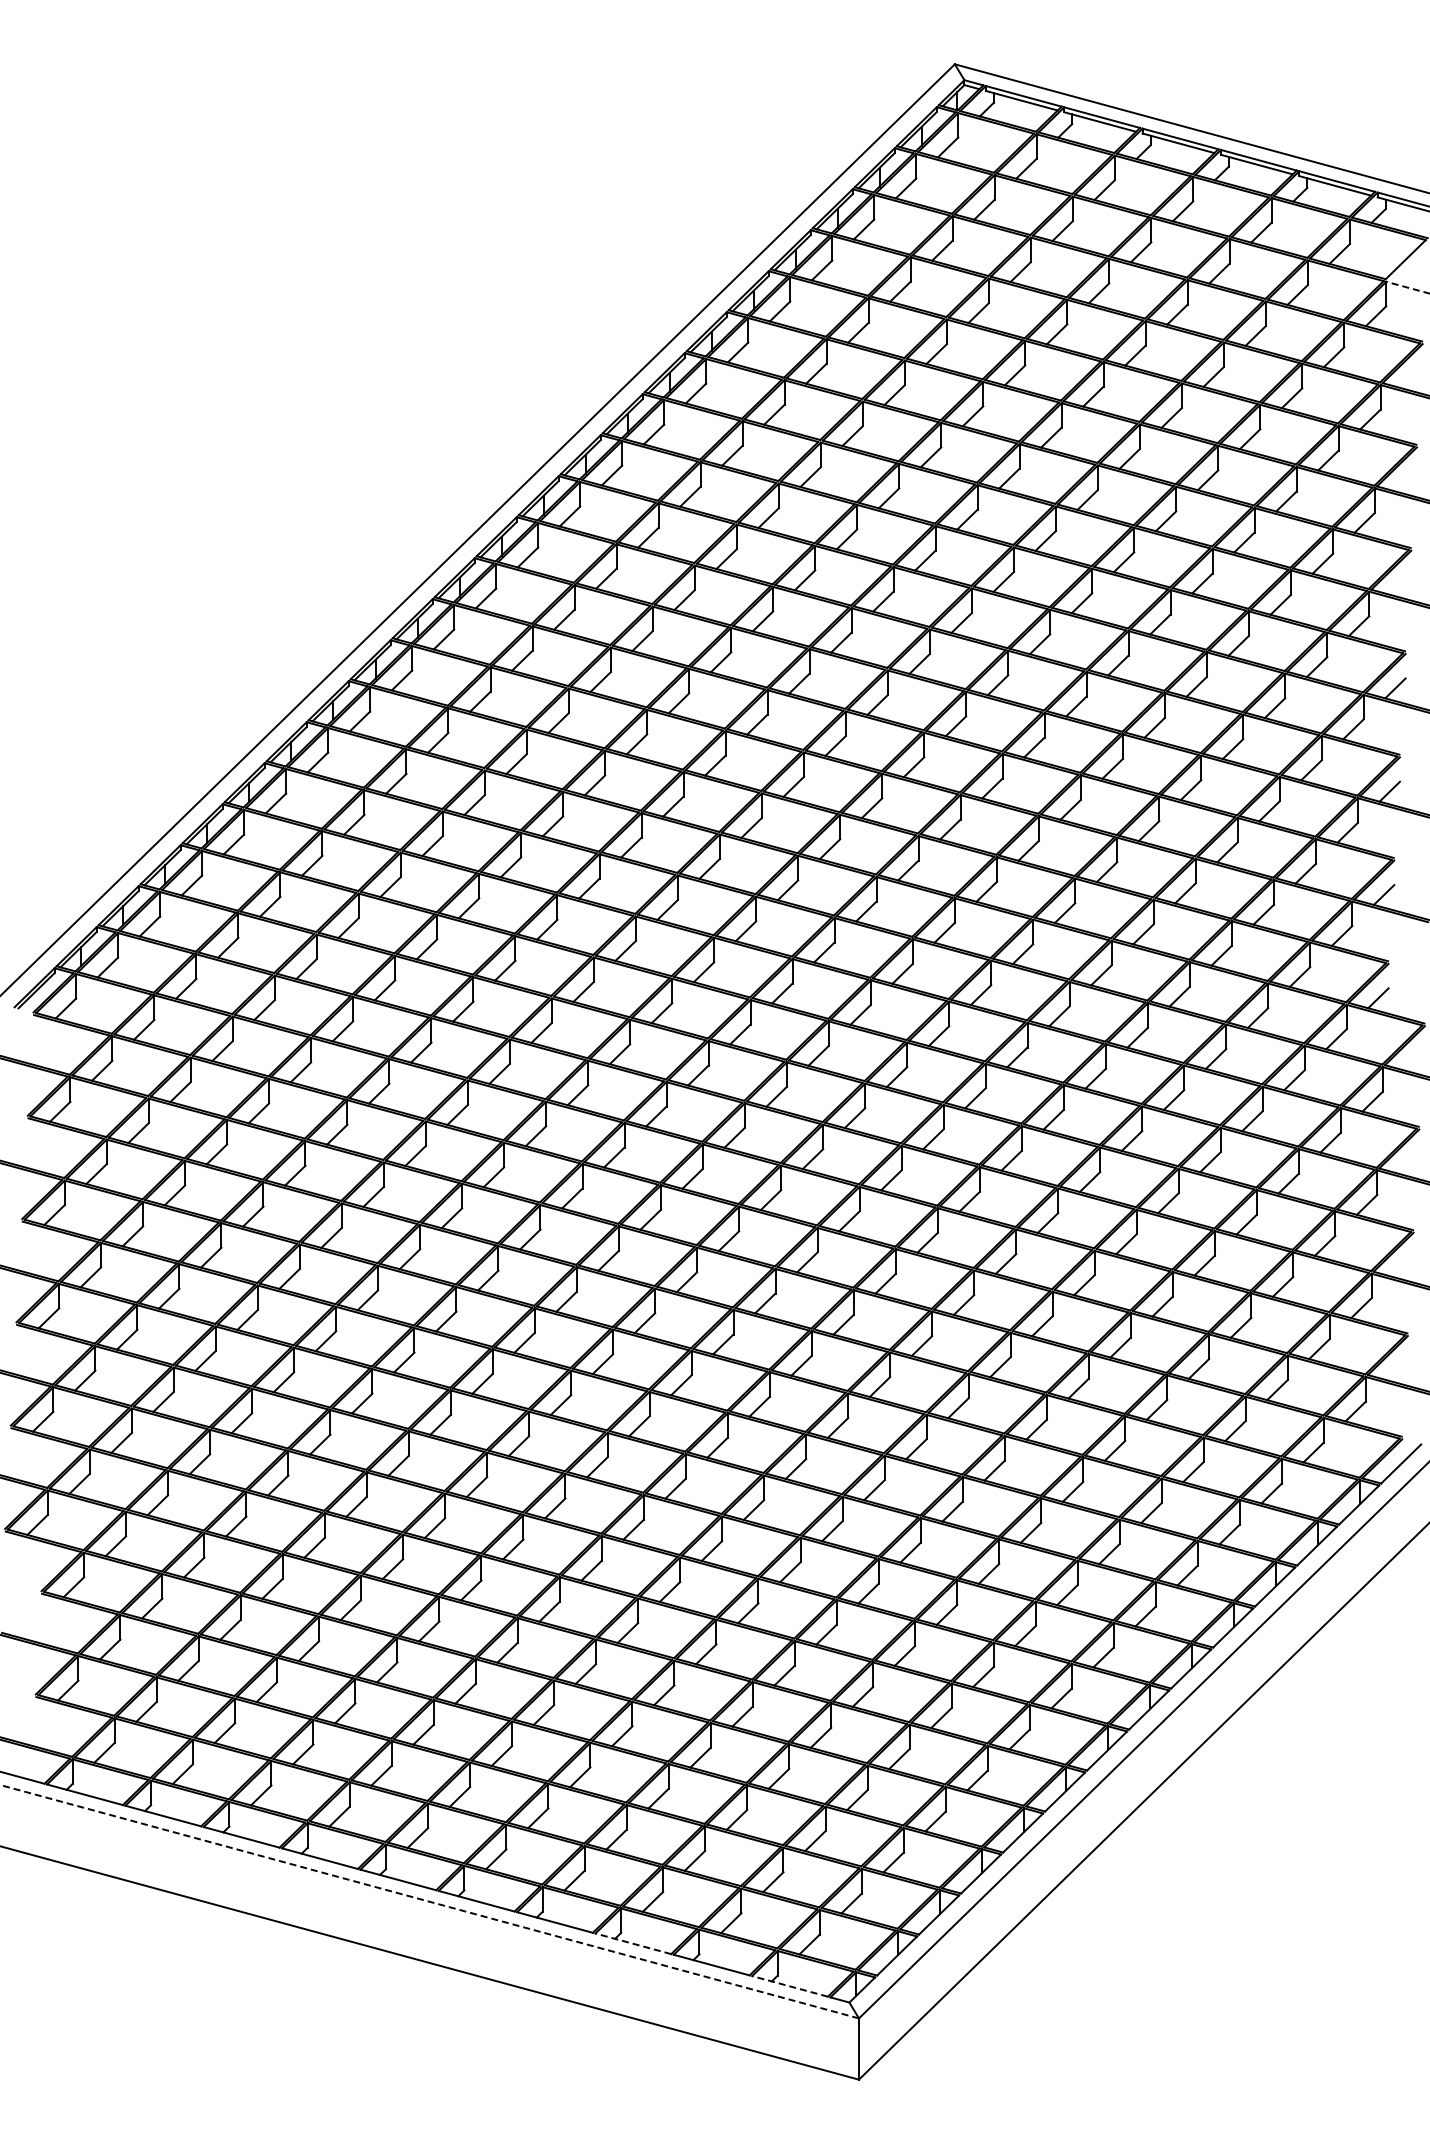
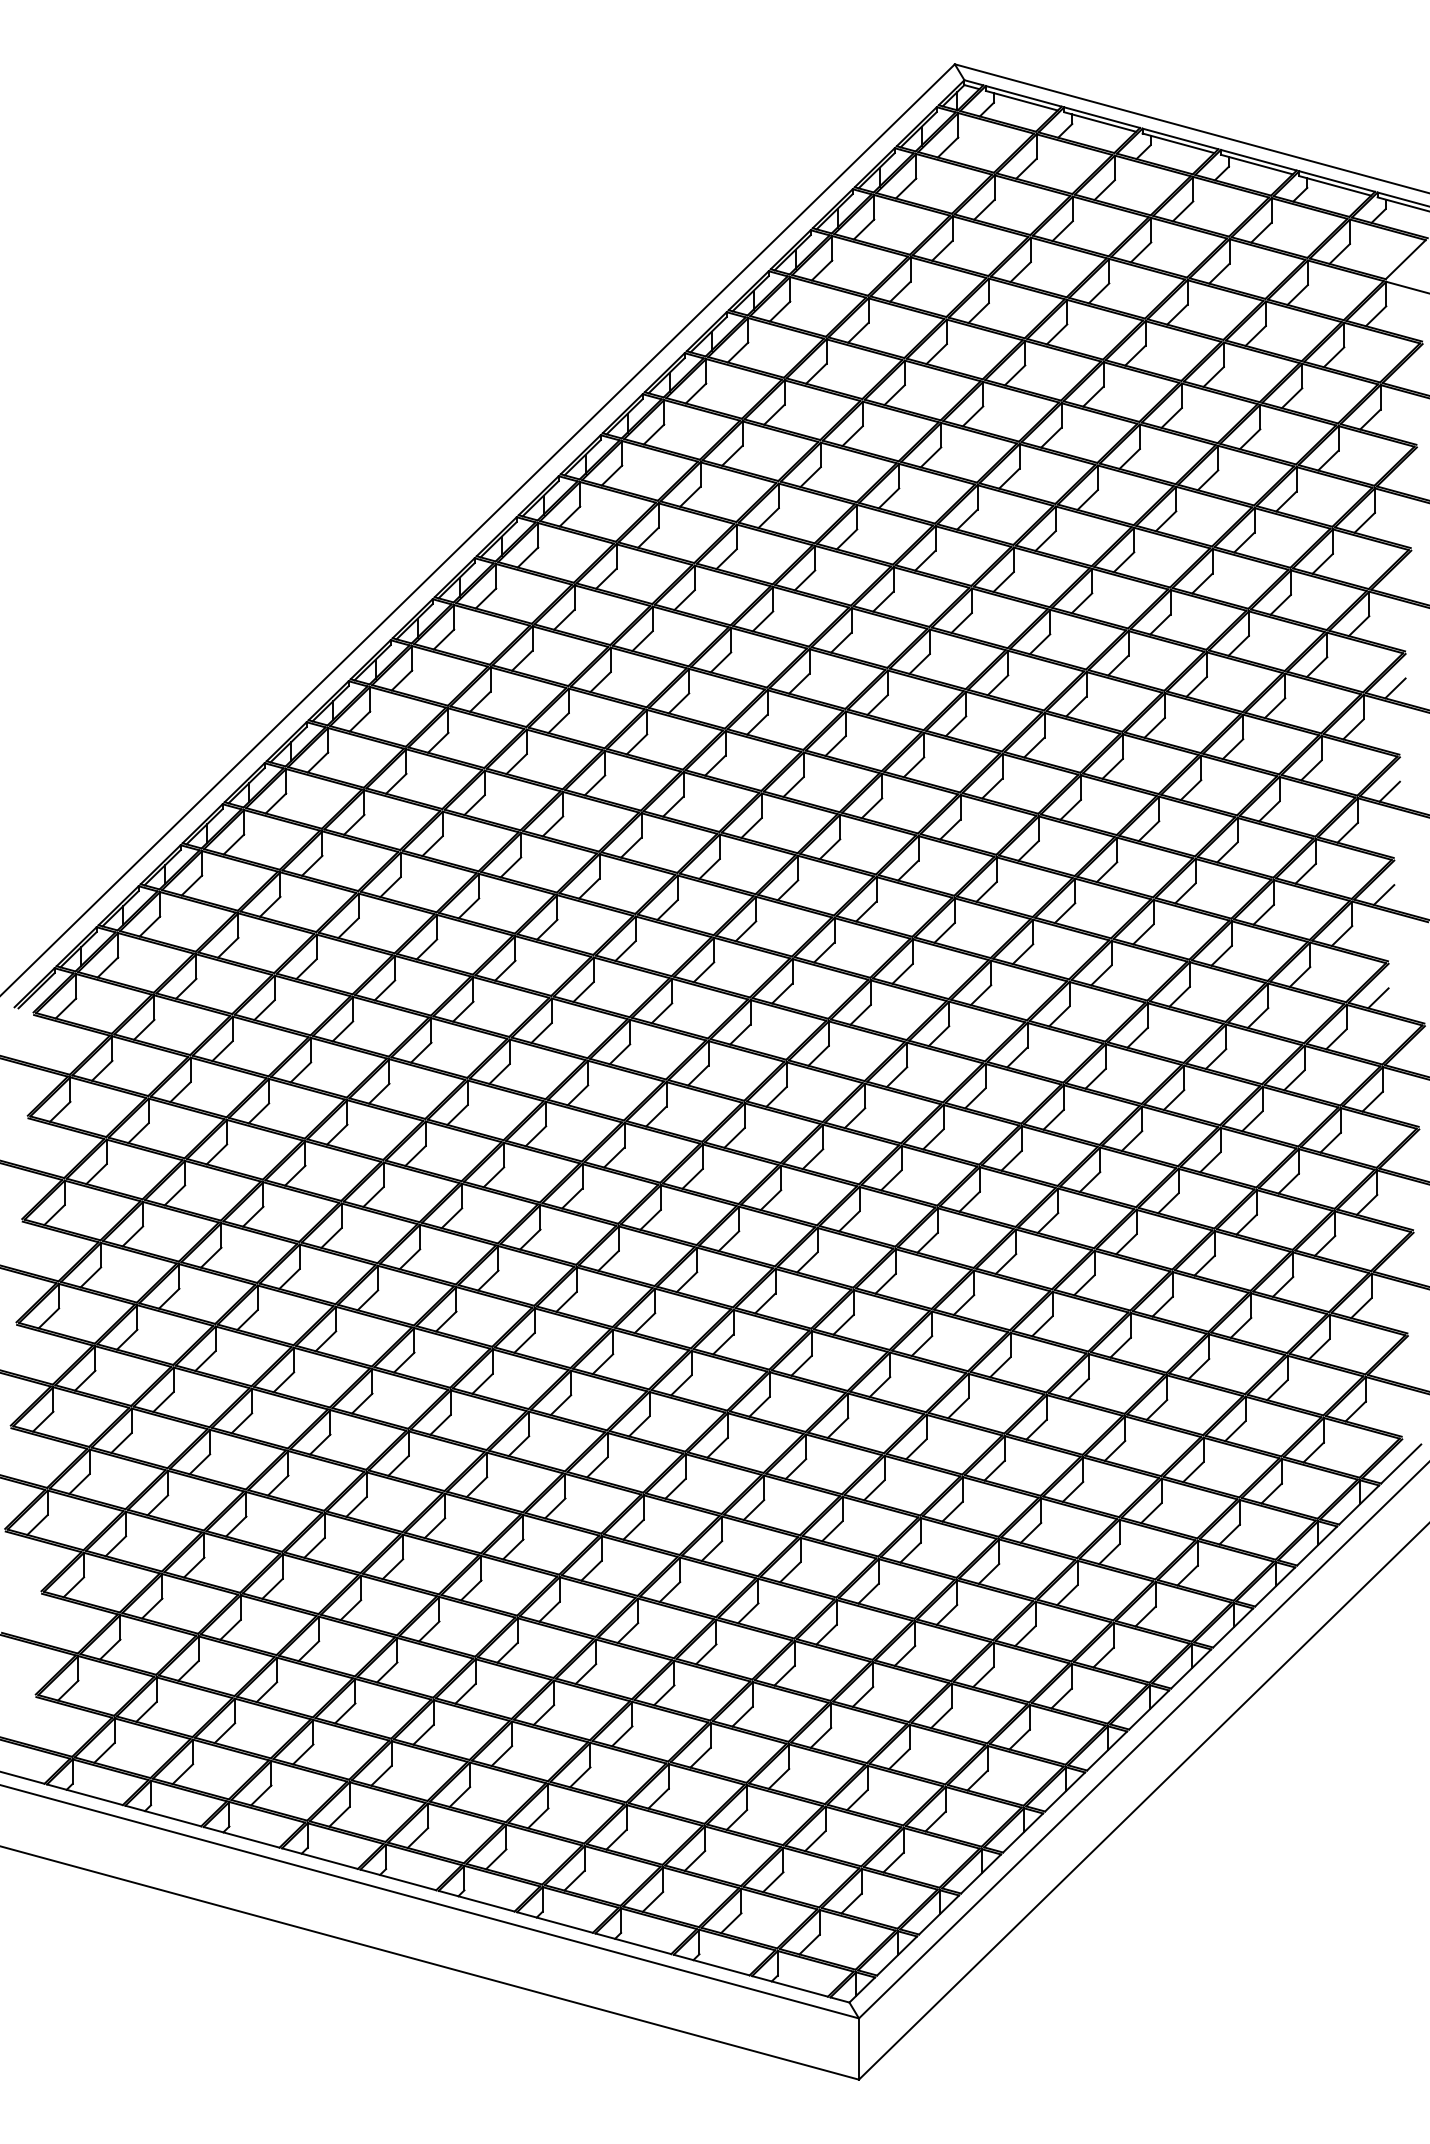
line: dashed -> solid (1407, 287)
line: dashed -> solid (429, 1901)
line: dashed -> solid (632, 1943)
line: dashed -> solid (789, 1986)
